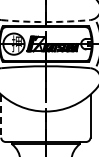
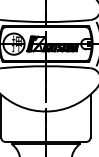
arc: dashed -> solid (45, 22)
line: dashed -> solid (1, 116)
